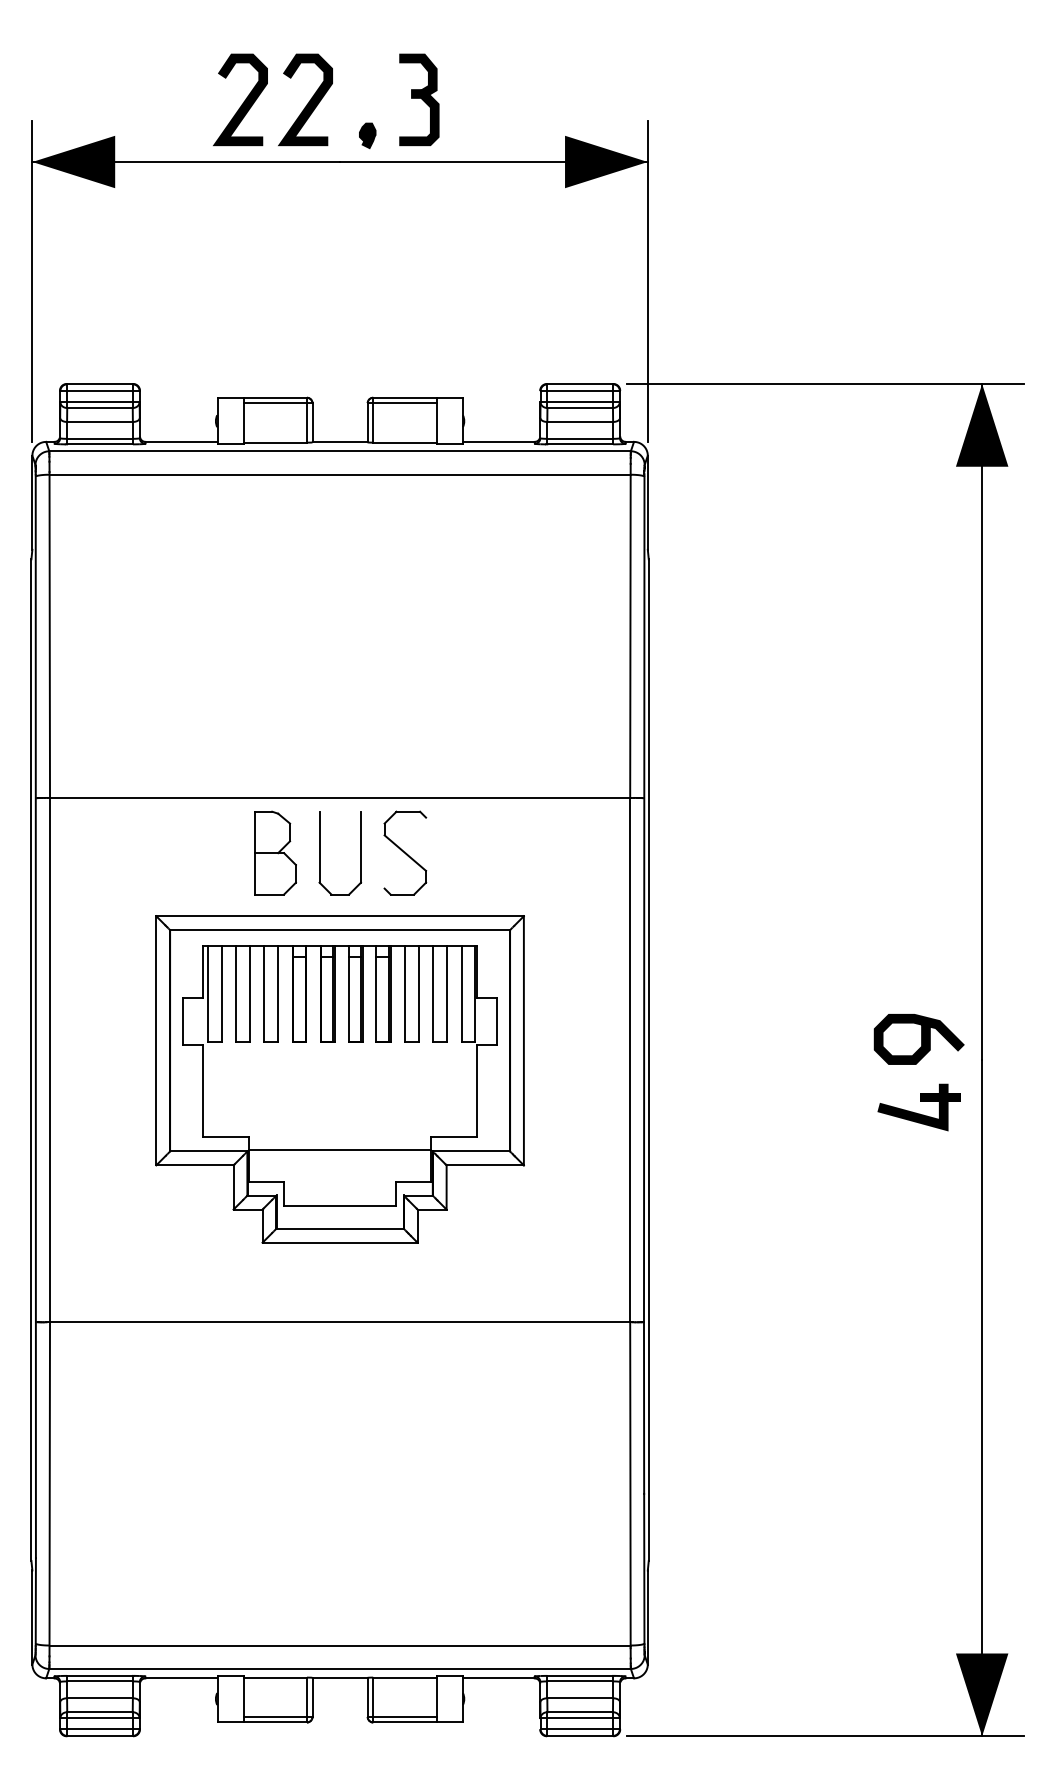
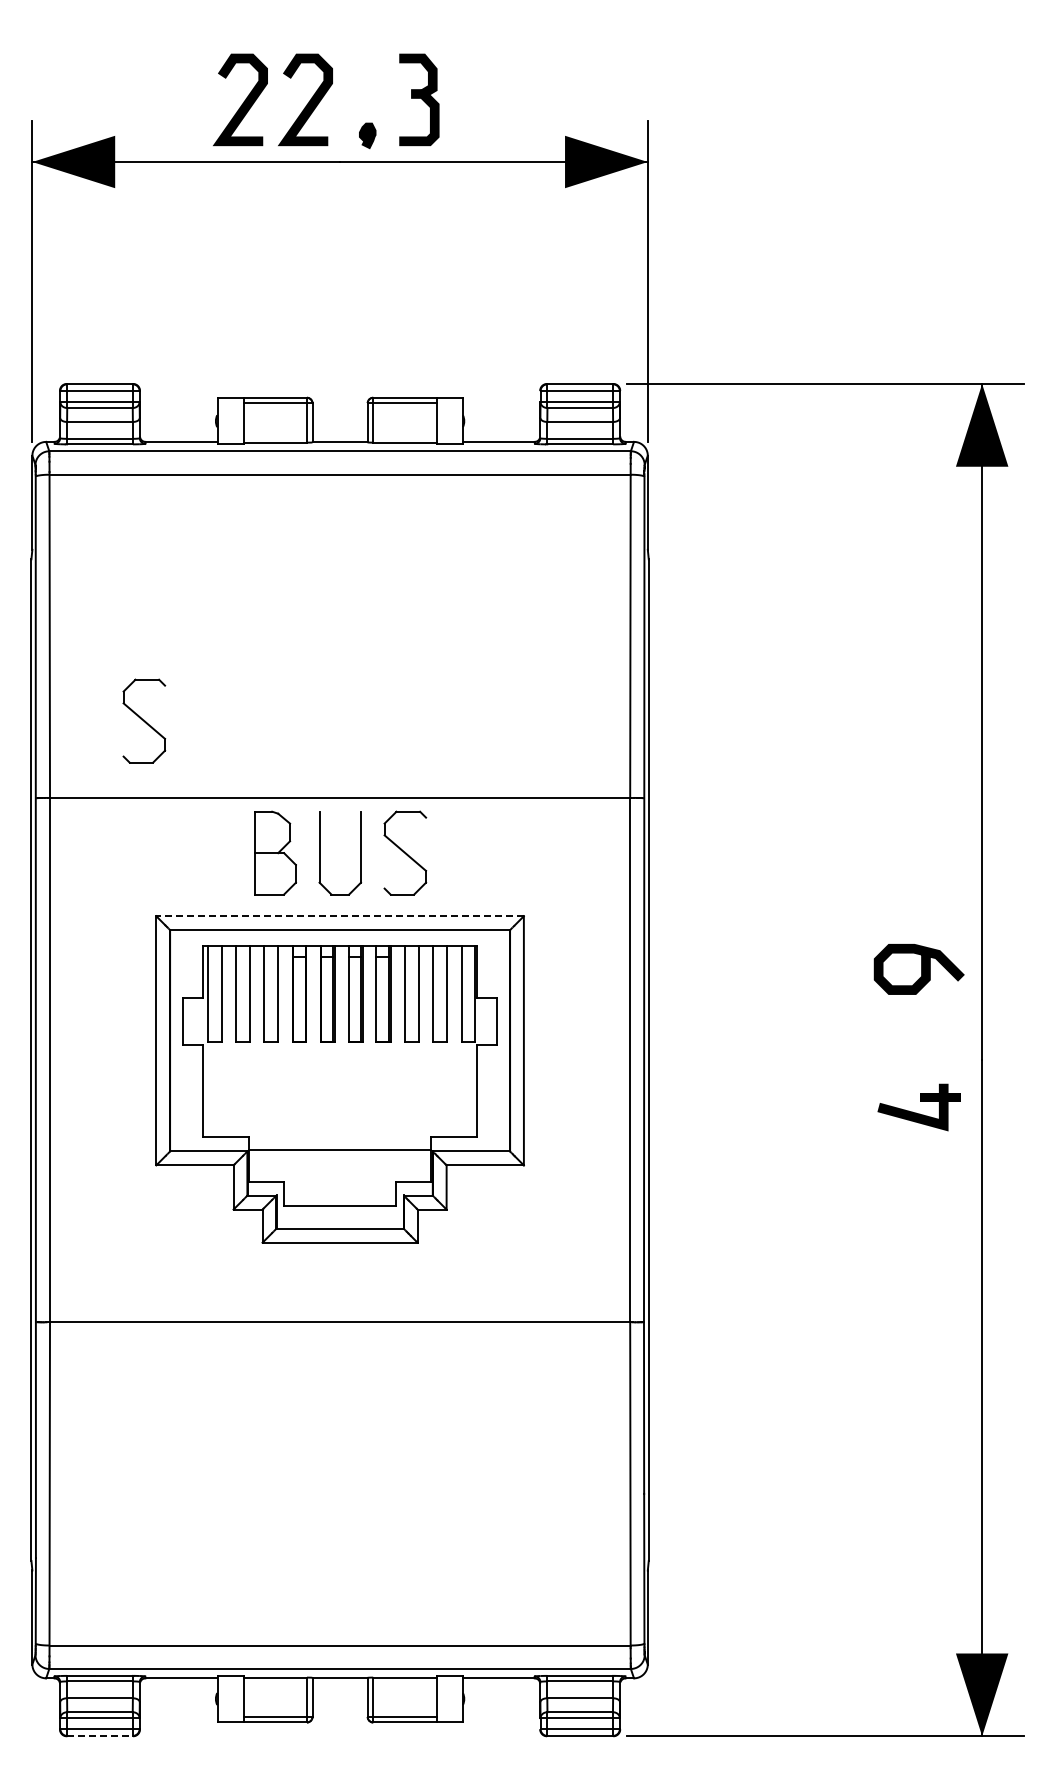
part: none -> present (144, 720)
line: solid -> dashed (340, 916)
curve position: (921, 1039) -> (921, 969) (921, 969)
line: solid -> dashed (99, 1735)
